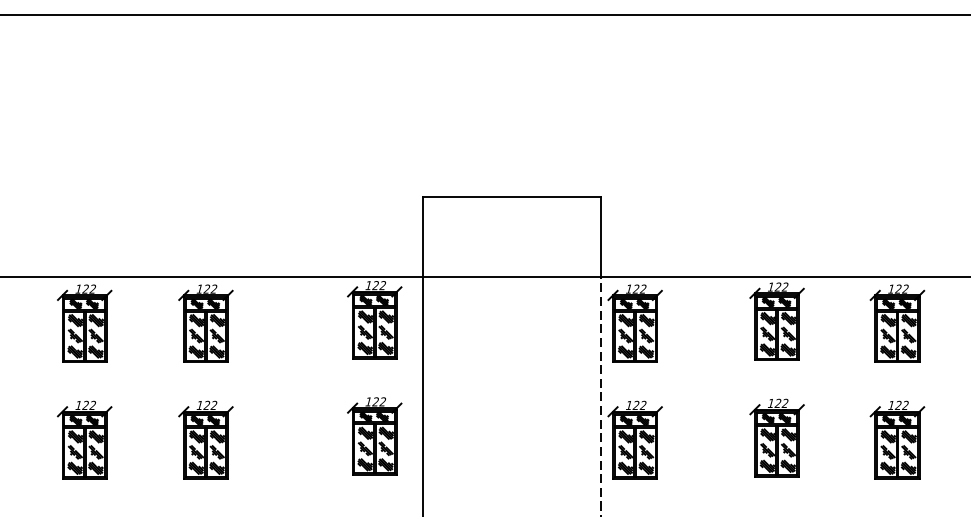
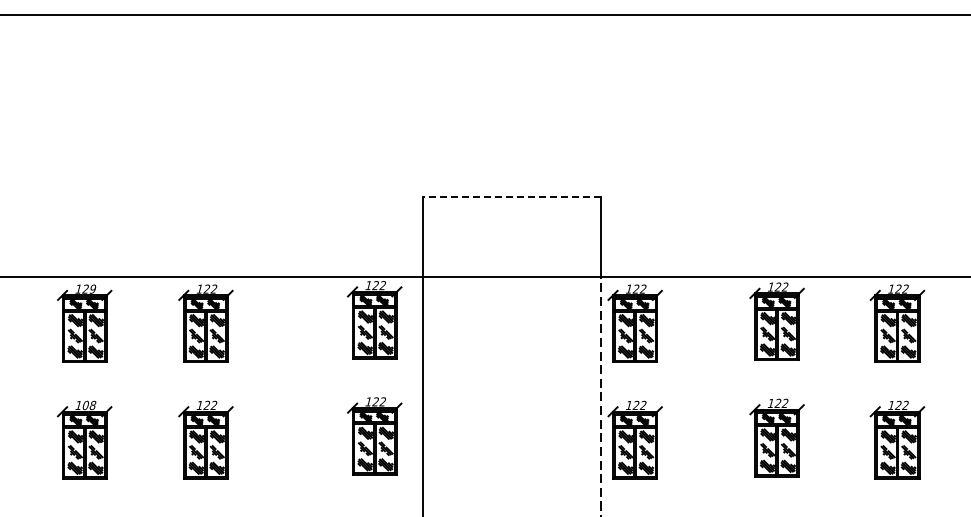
line: solid -> dashed (512, 196)
text: 122 -> 129 (92, 288)
text: 122 -> 108 (89, 405)
